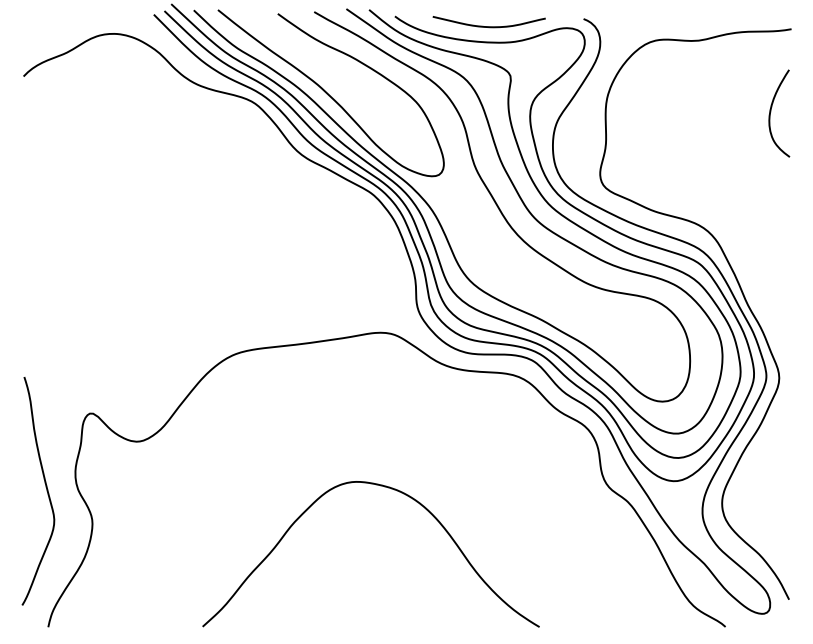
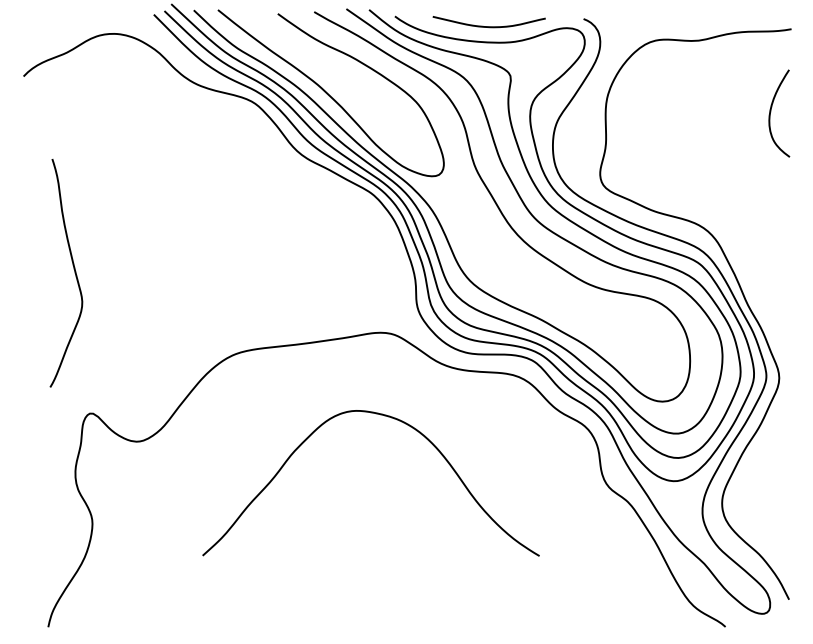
curve position: (391, 489) -> (391, 418) (391, 418)
curve position: (46, 491) -> (74, 273) (74, 273)
